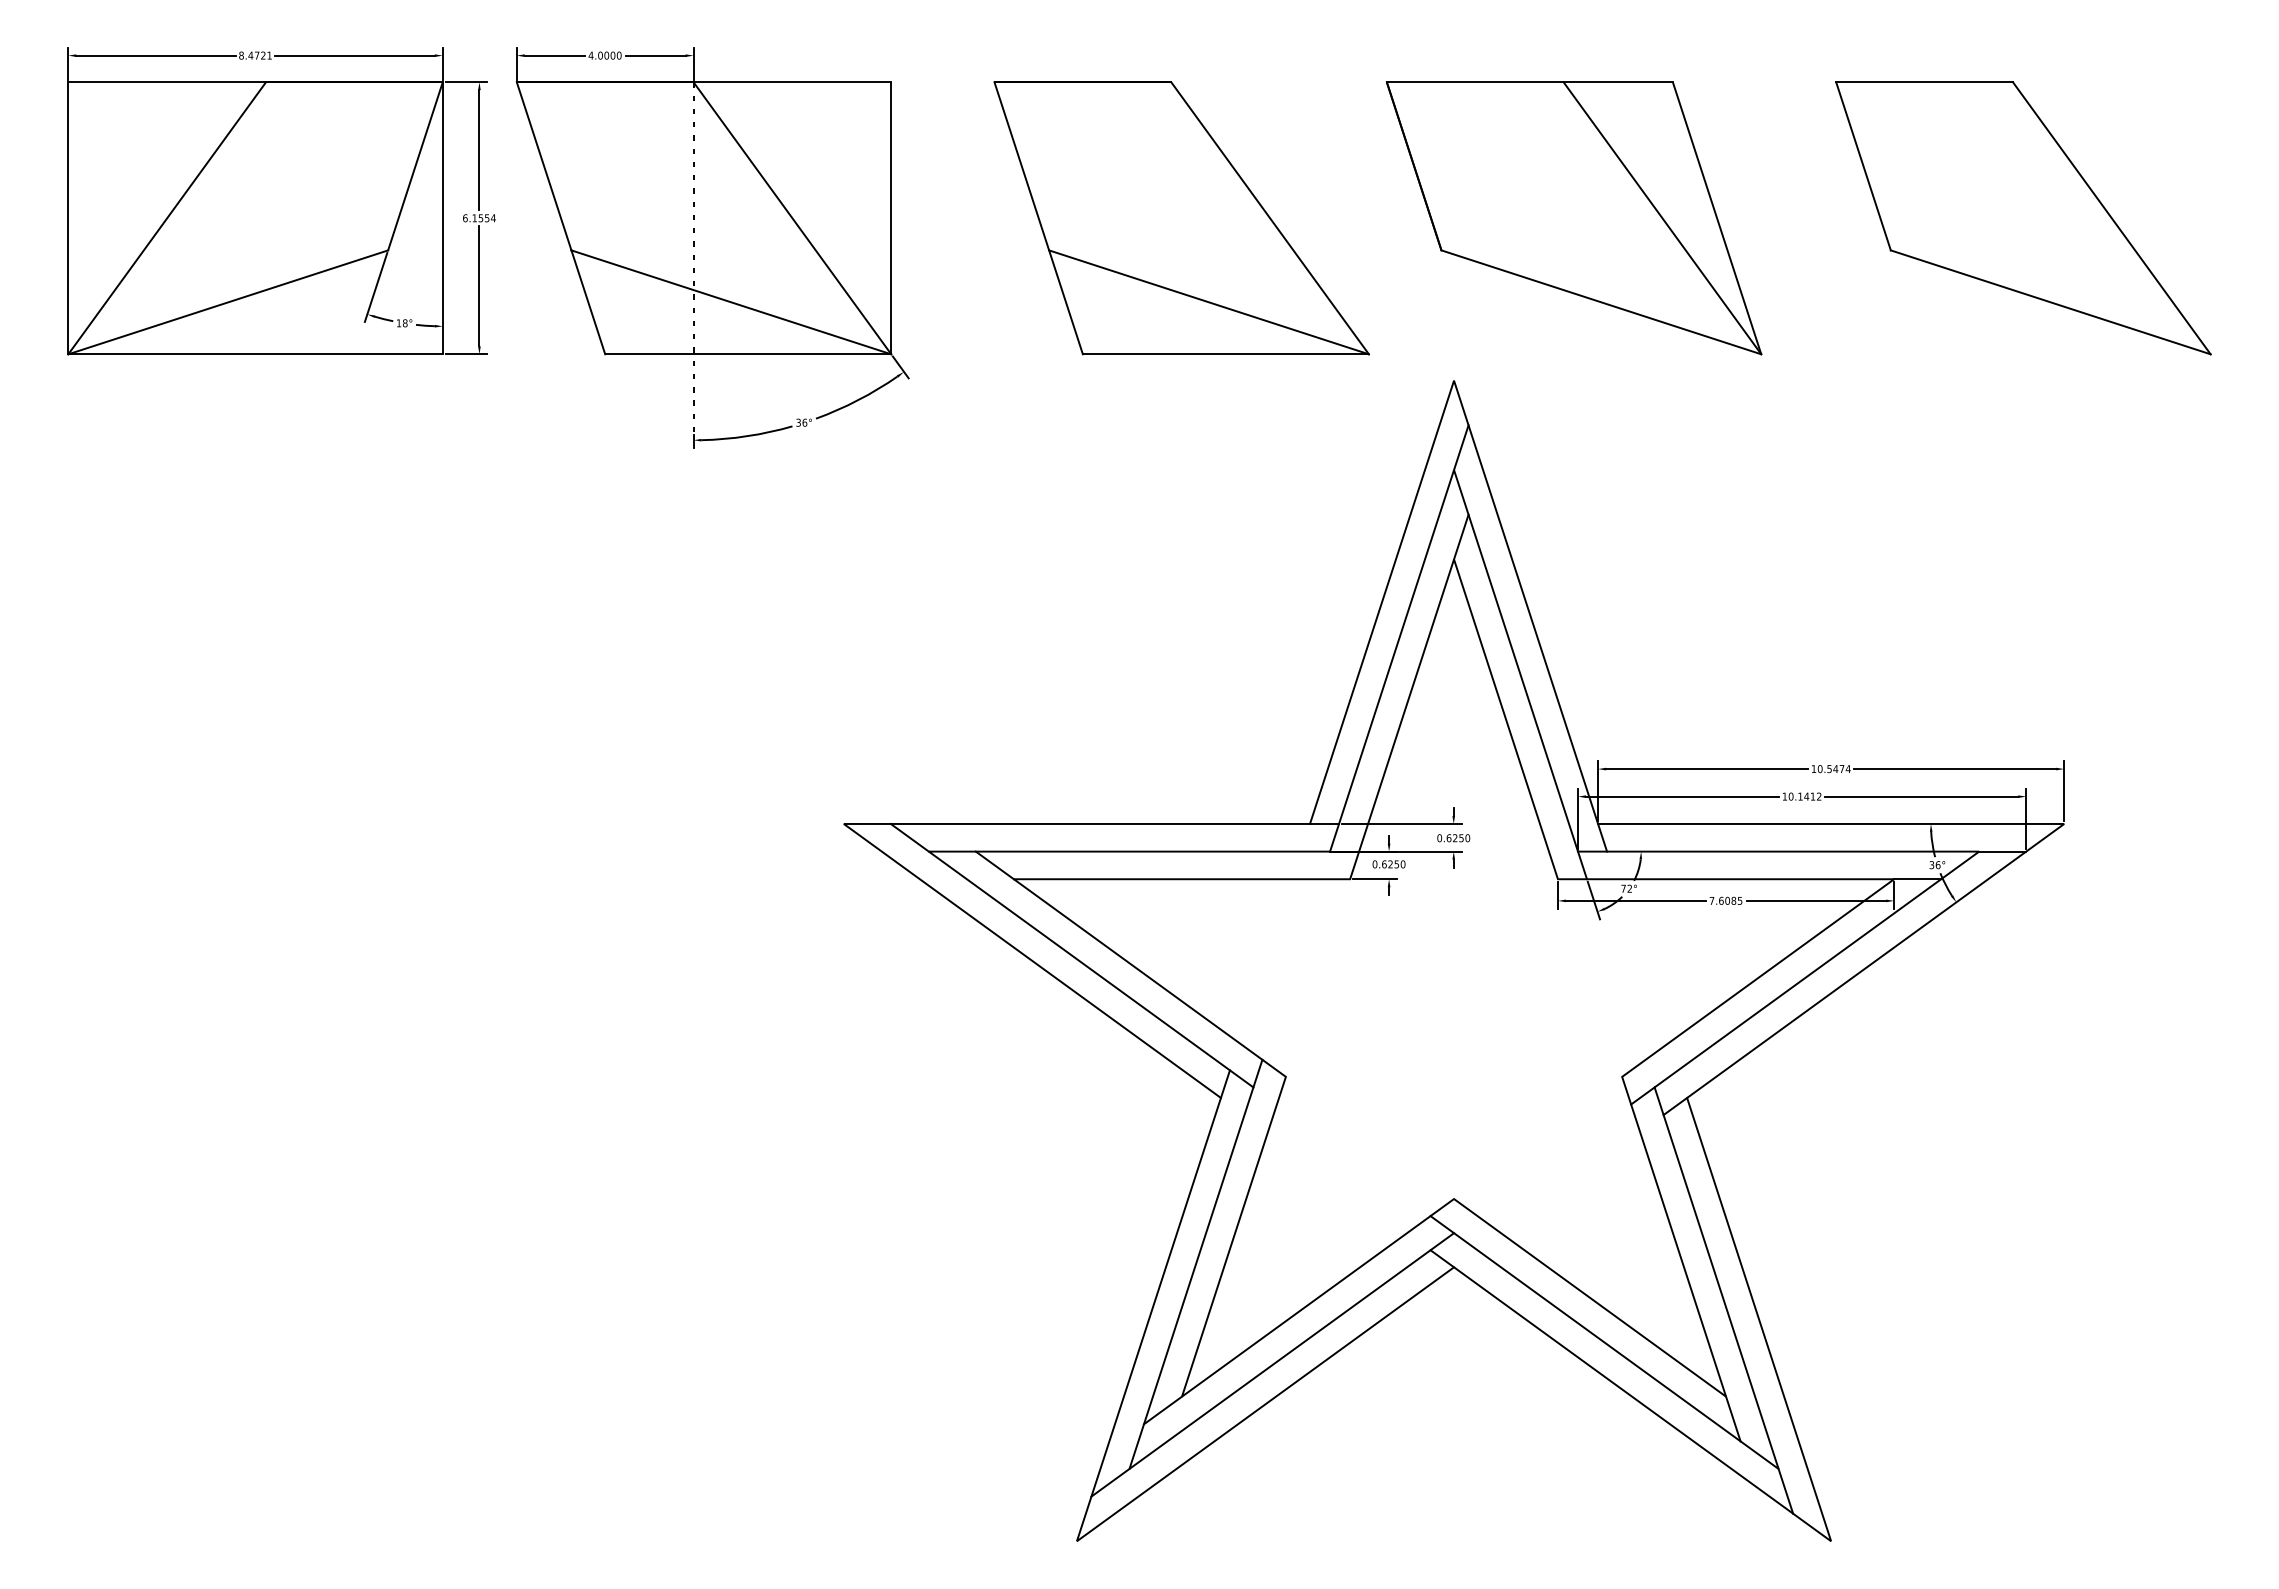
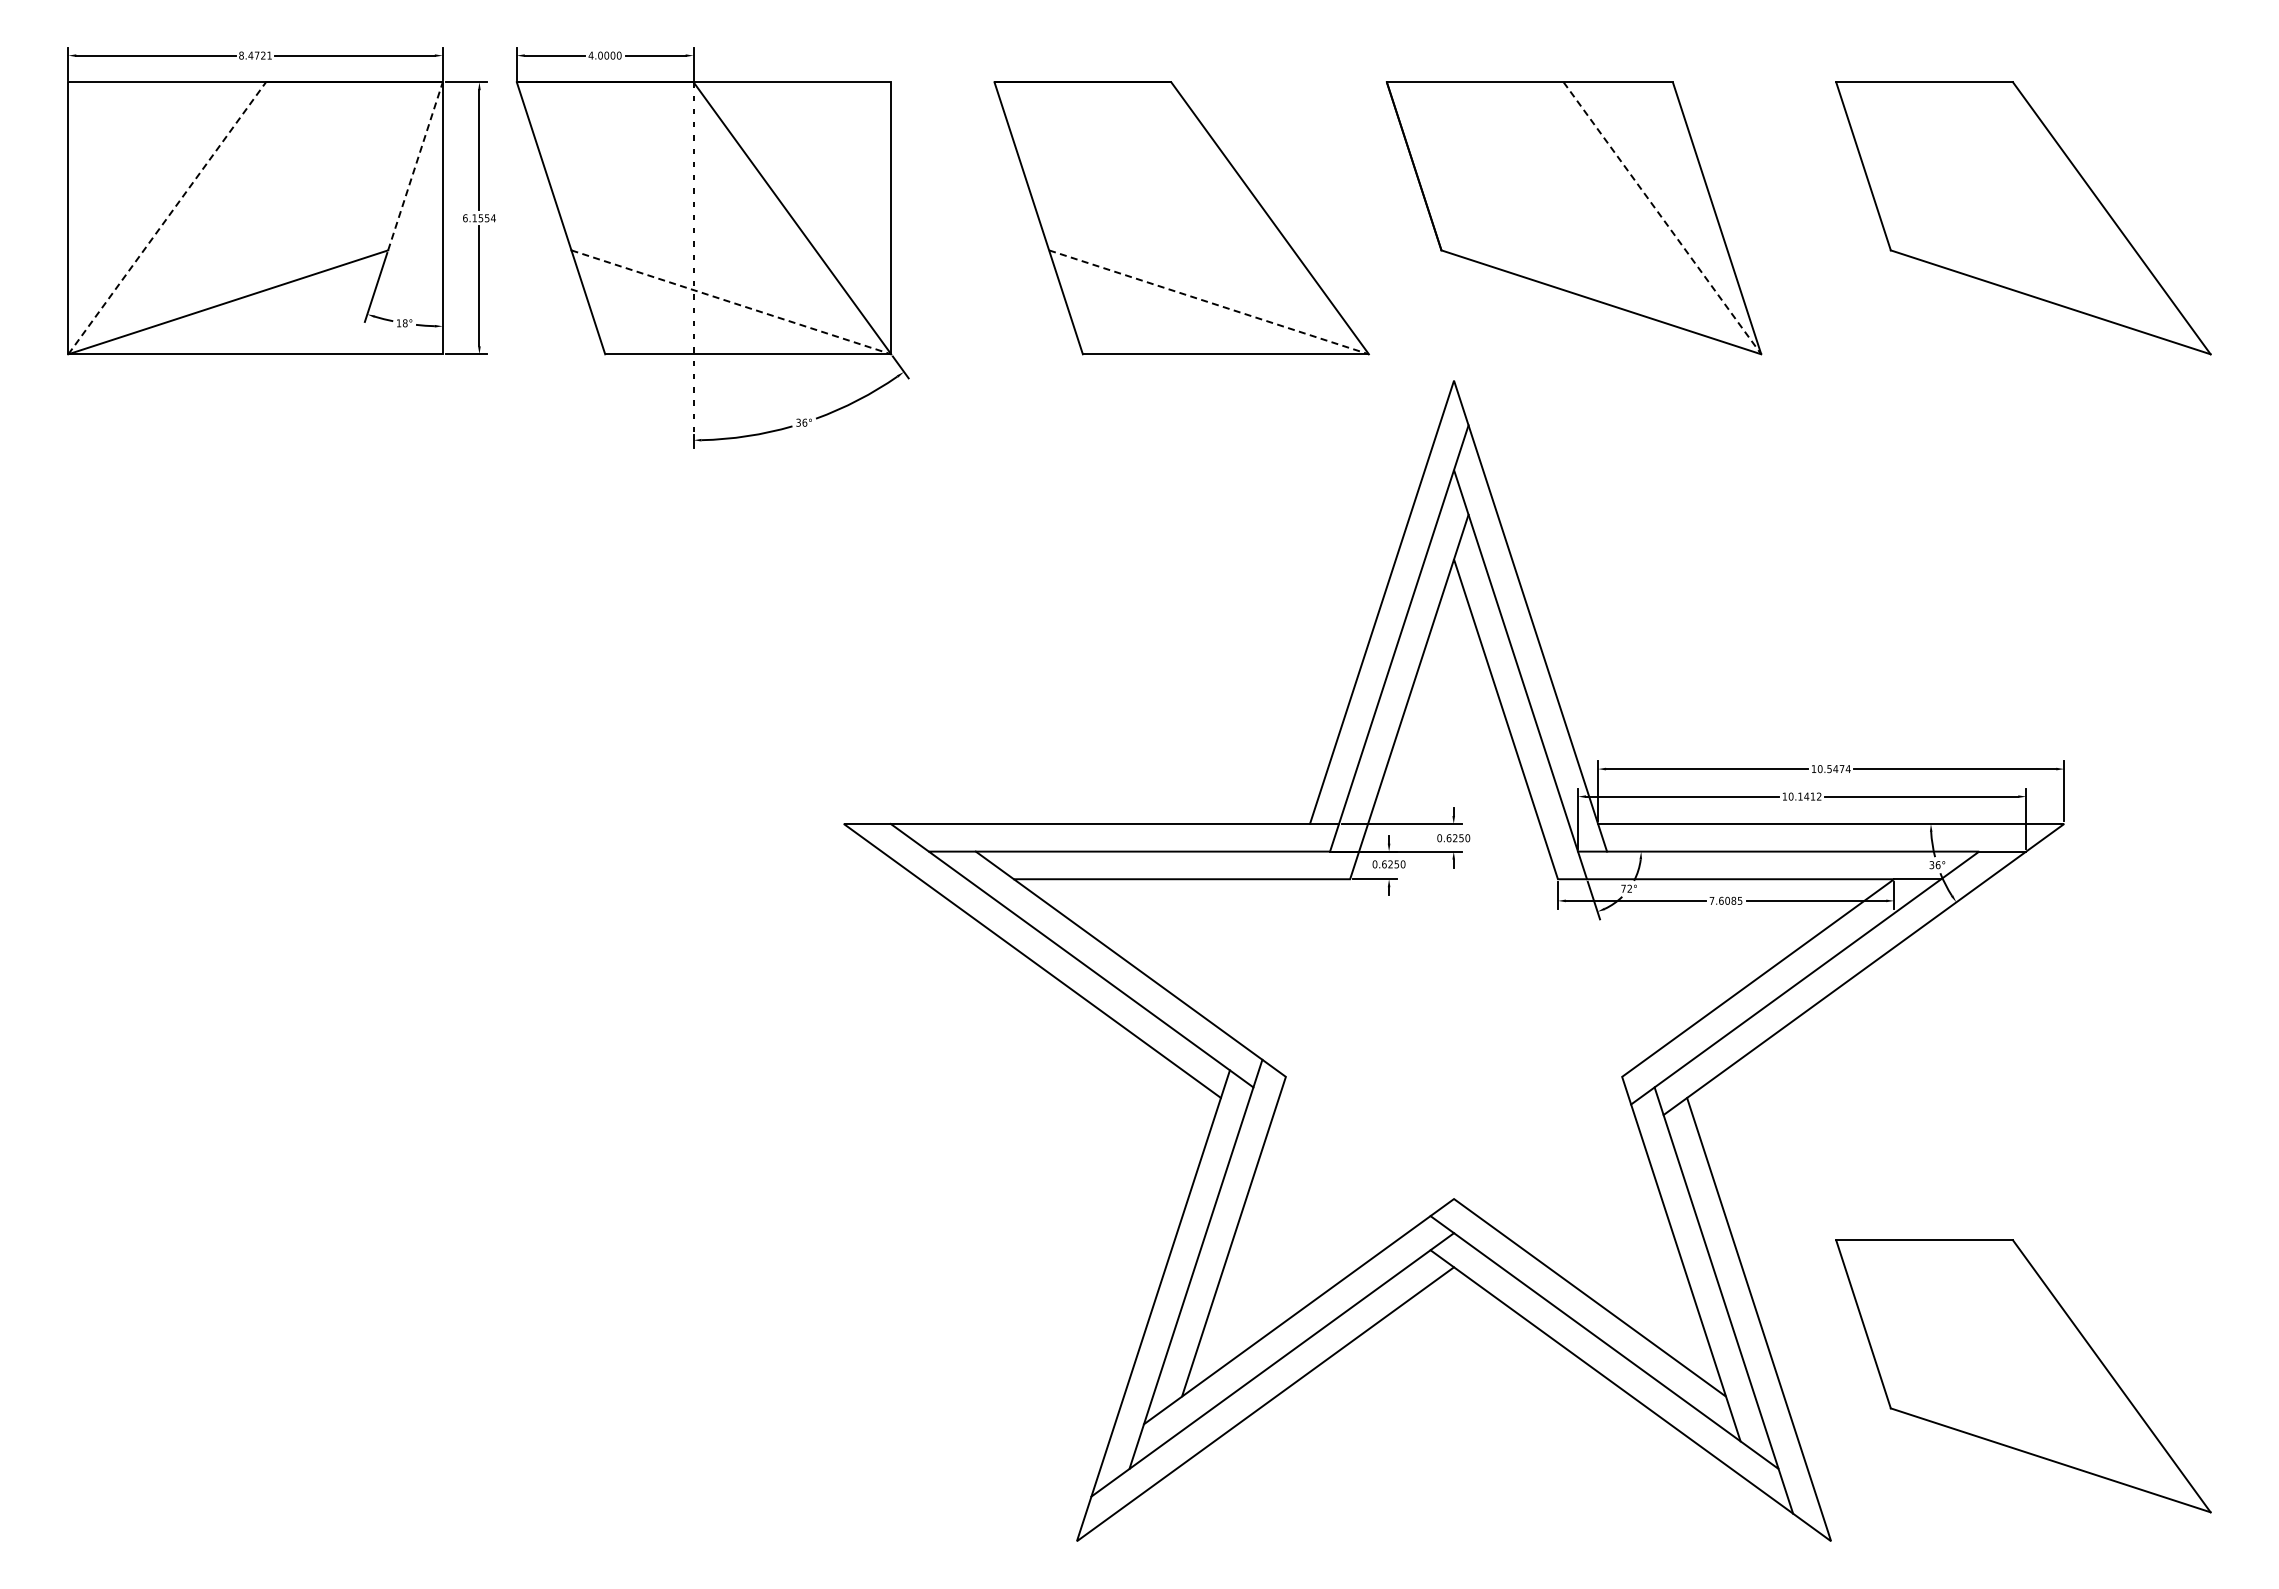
line: solid -> dashed (415, 165)
line: solid -> dashed (167, 217)
line: solid -> dashed (1662, 218)
line: solid -> dashed (731, 302)
line: solid -> dashed (1209, 302)
part: none -> present (2023, 1376)
